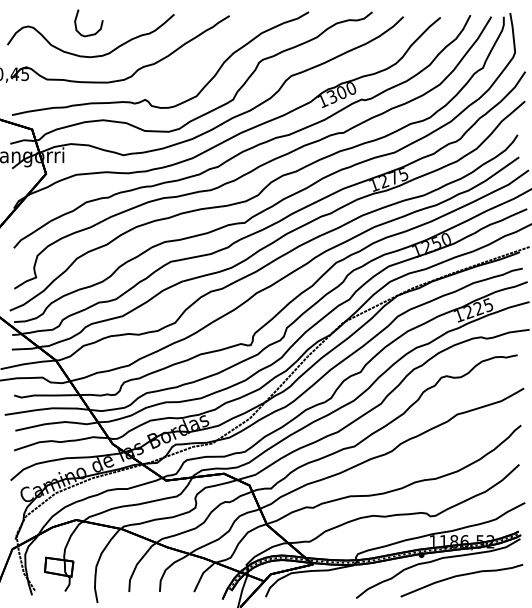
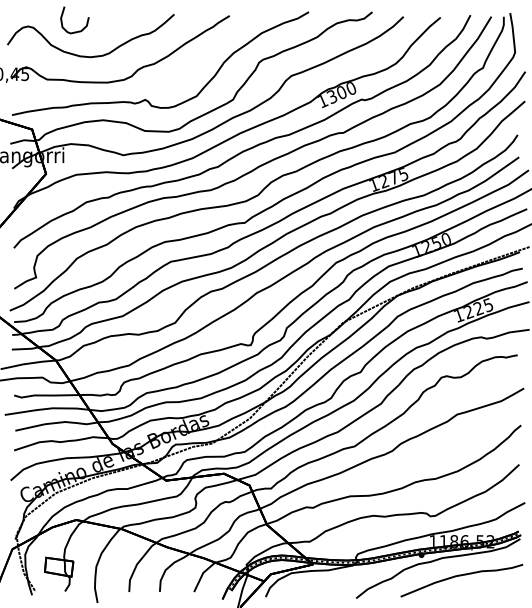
curve position: (92, 33) -> (78, 30) (78, 30)
